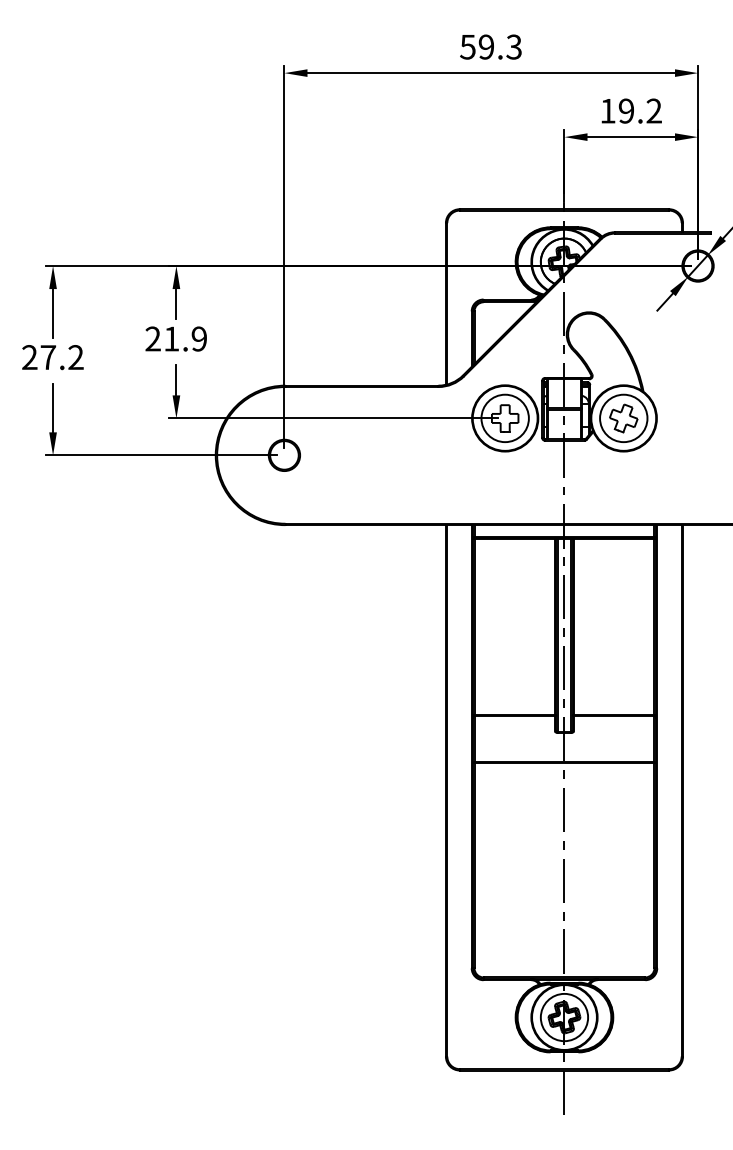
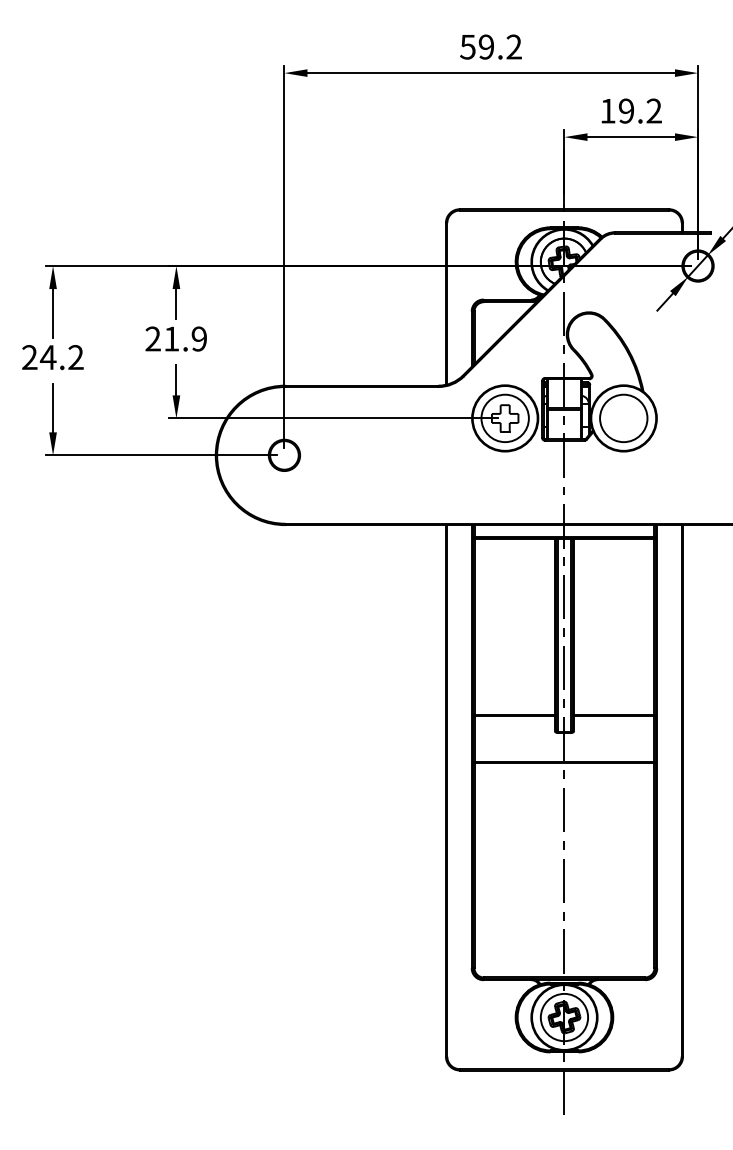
text: 59.3 -> 59.2 (513, 47)
text: 27.2 -> 24.2 (47, 357)
part: present -> none (623, 418)
